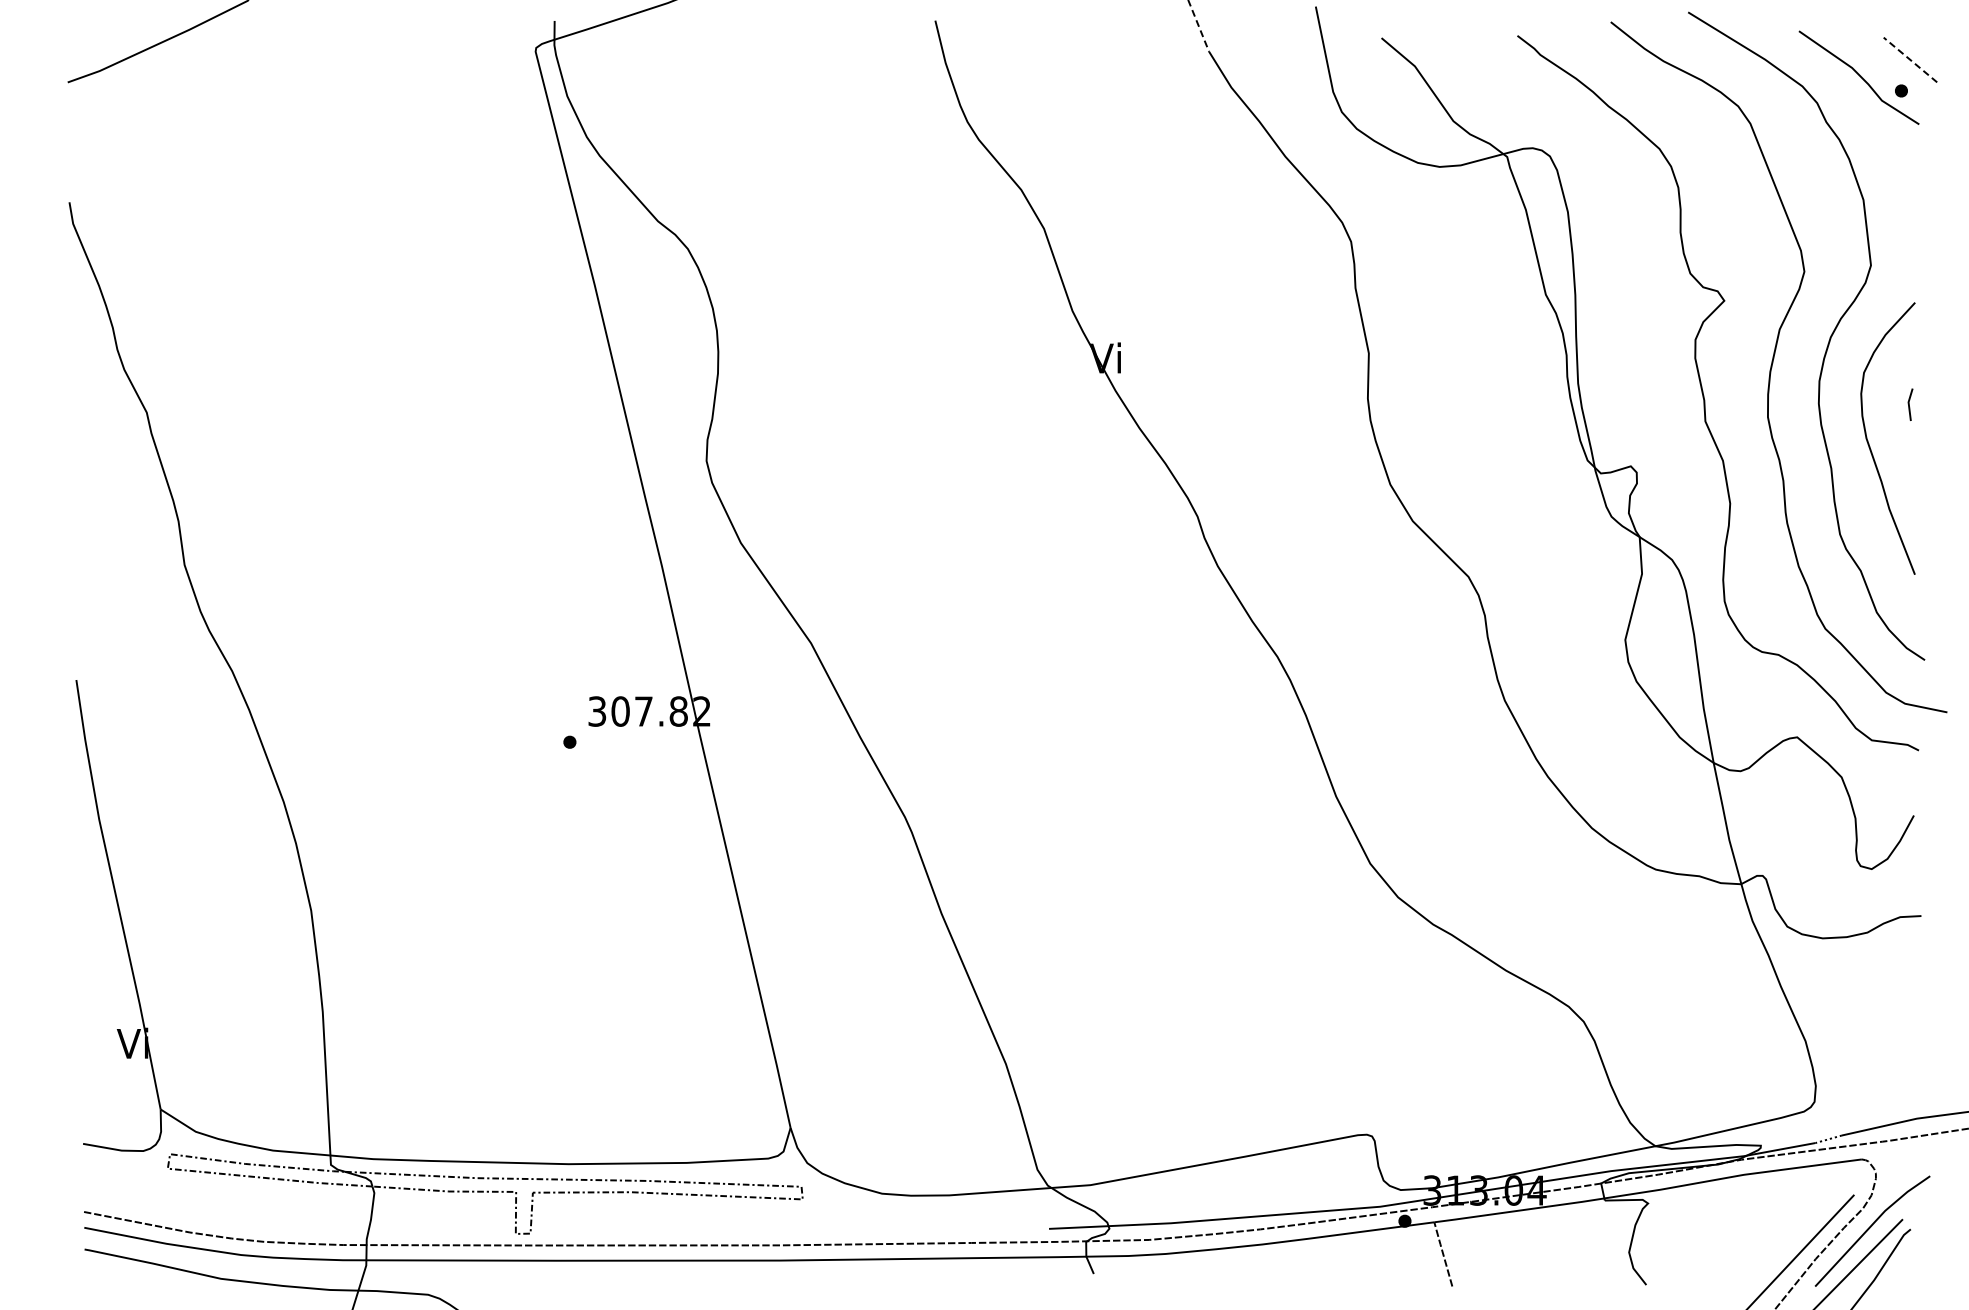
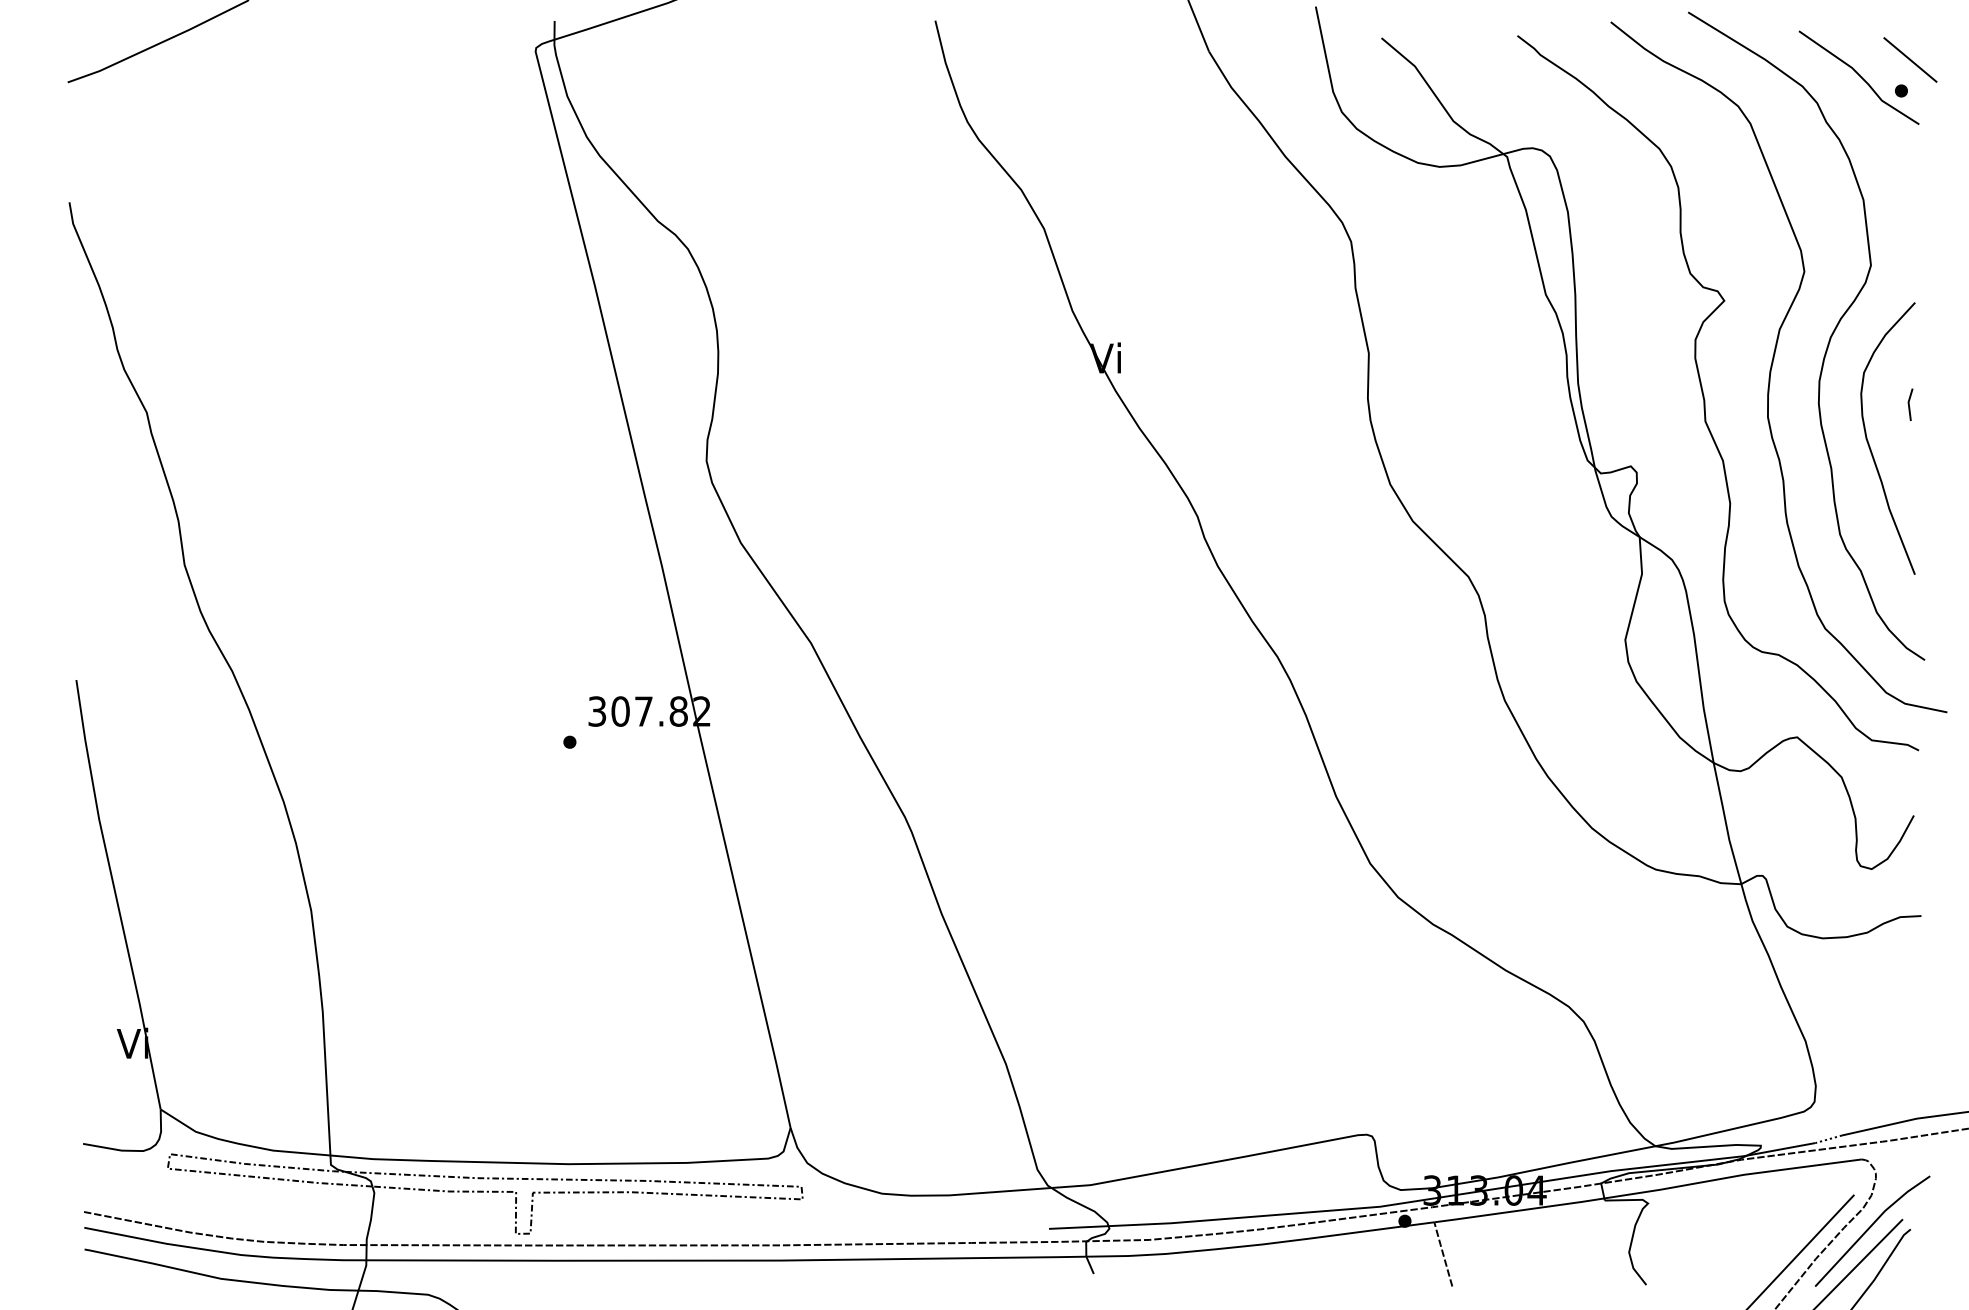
line: dashed -> solid (1198, 26)
line: dashed -> solid (1910, 60)
